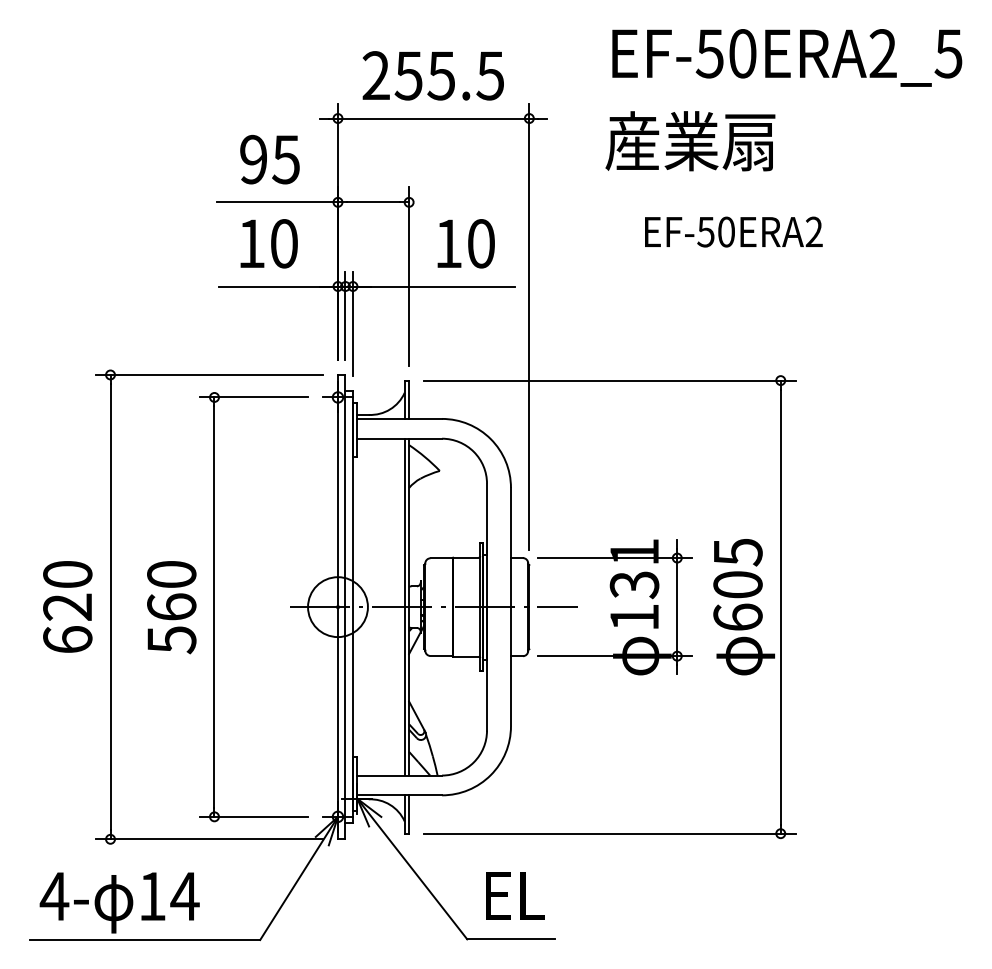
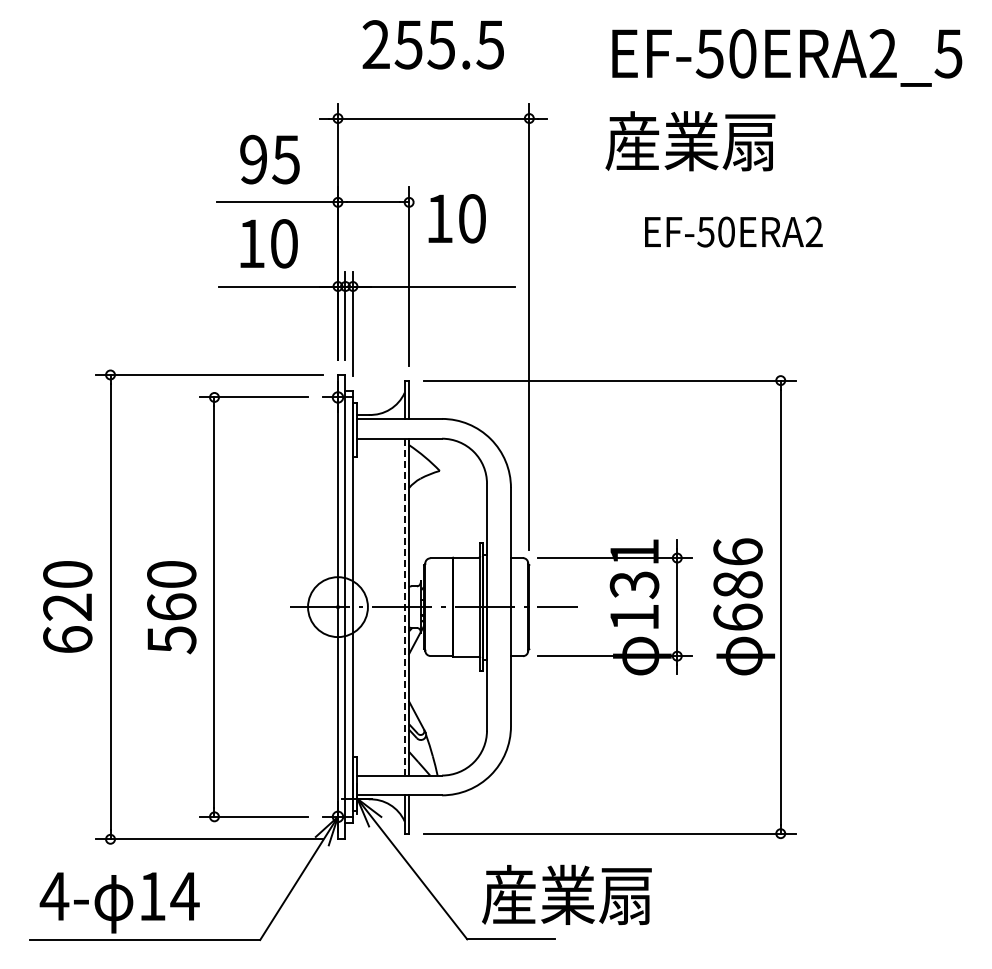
text position: (432, 75) -> (432, 44) (432, 44)
text position: (465, 243) -> (456, 218) (456, 218)
text: 605 -> 686 (737, 568)
line: solid -> dashed (404, 607)
text: EL -> 産業扇 (566, 894)
